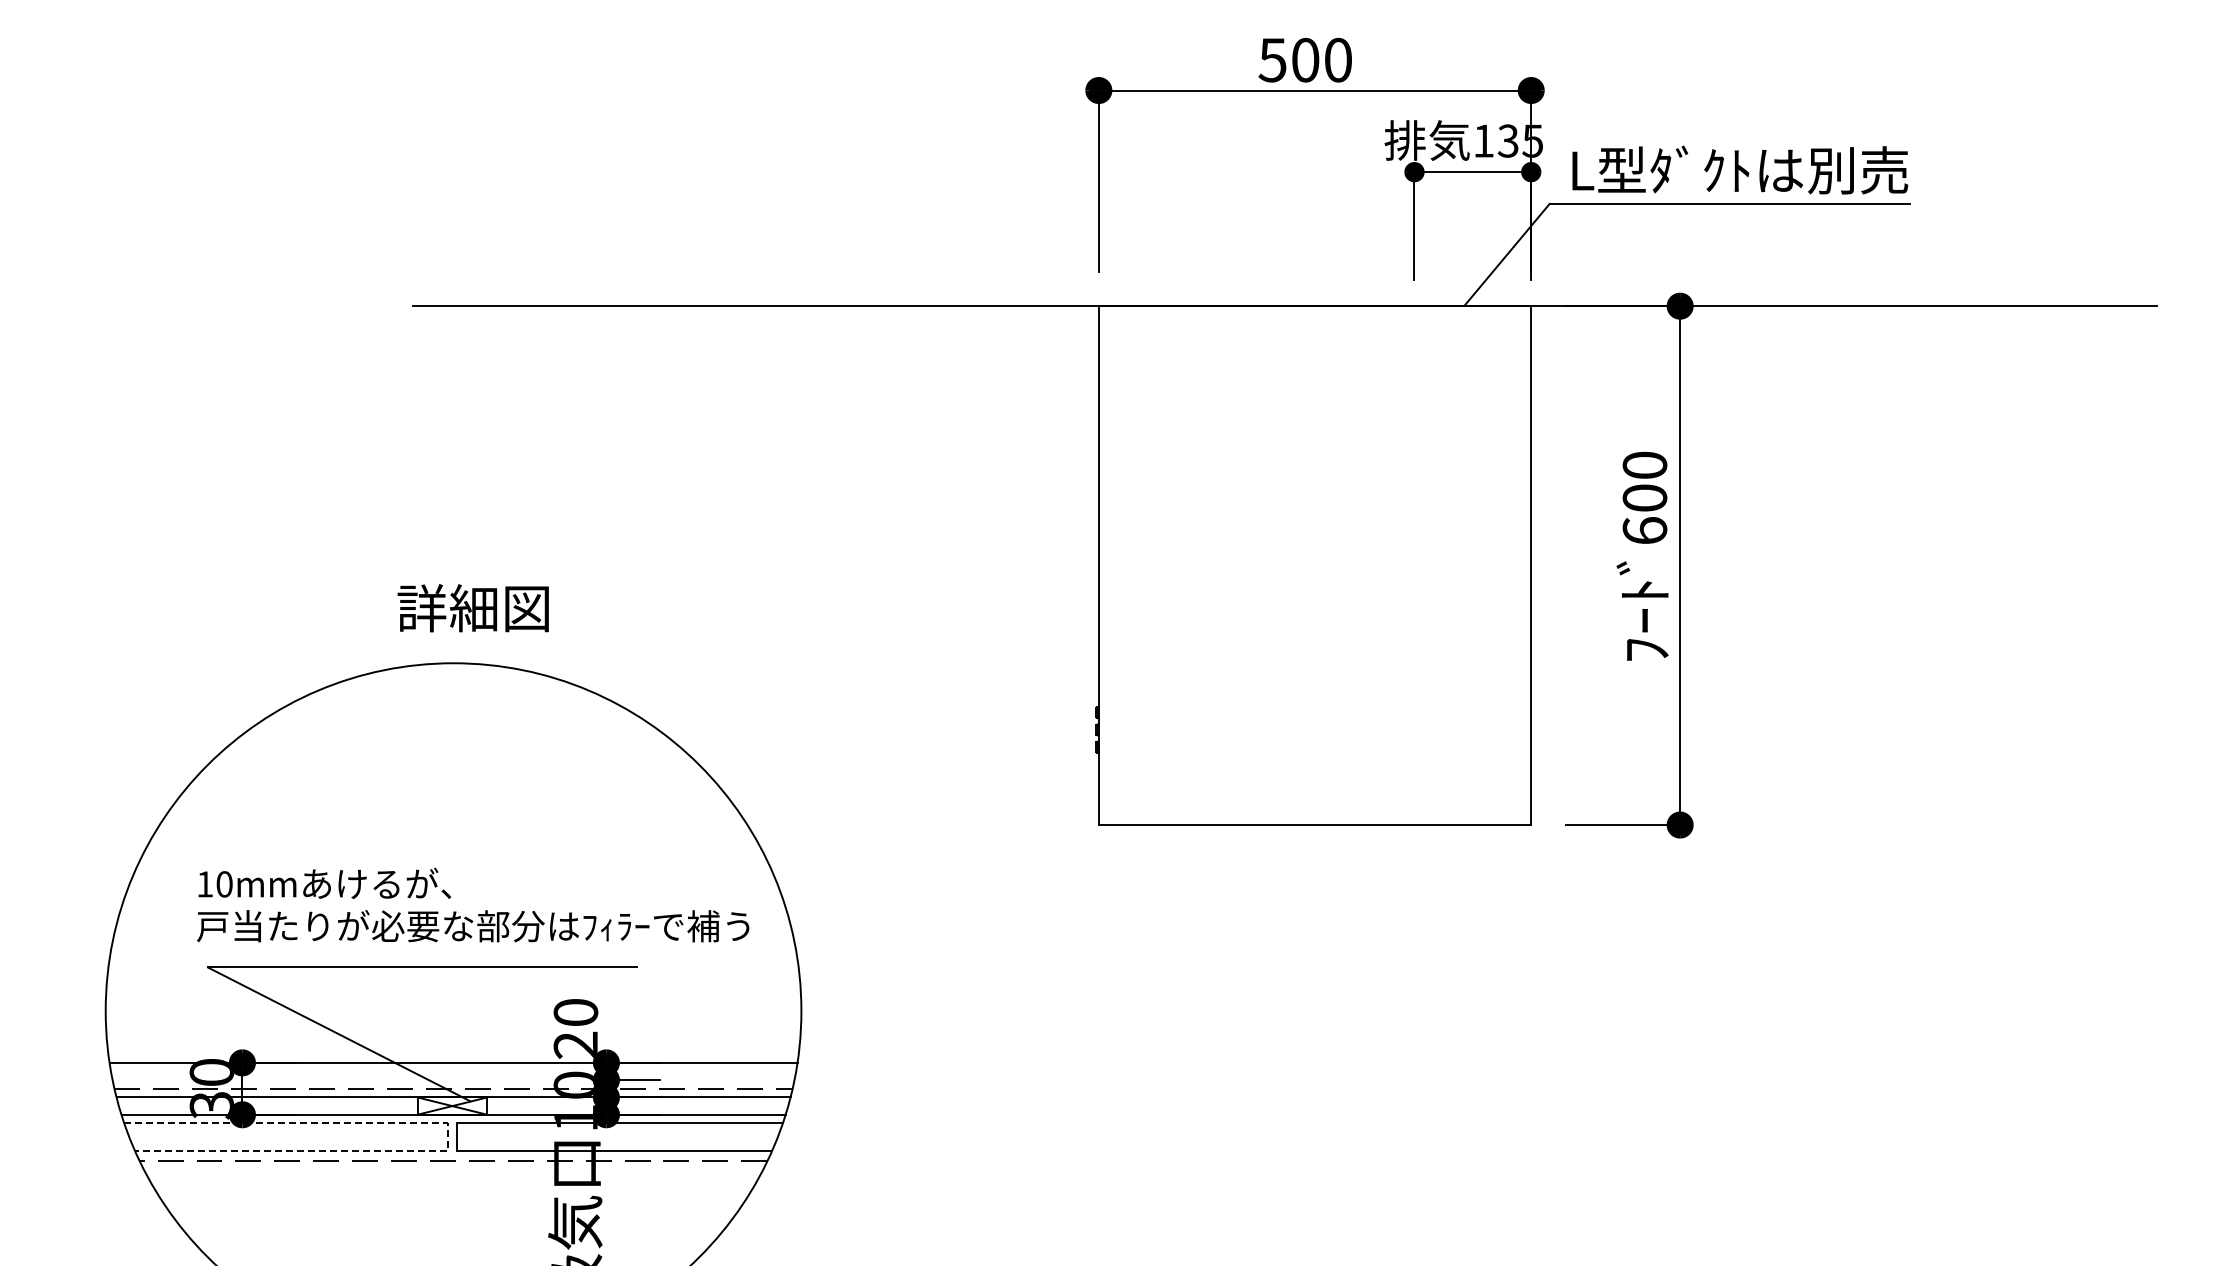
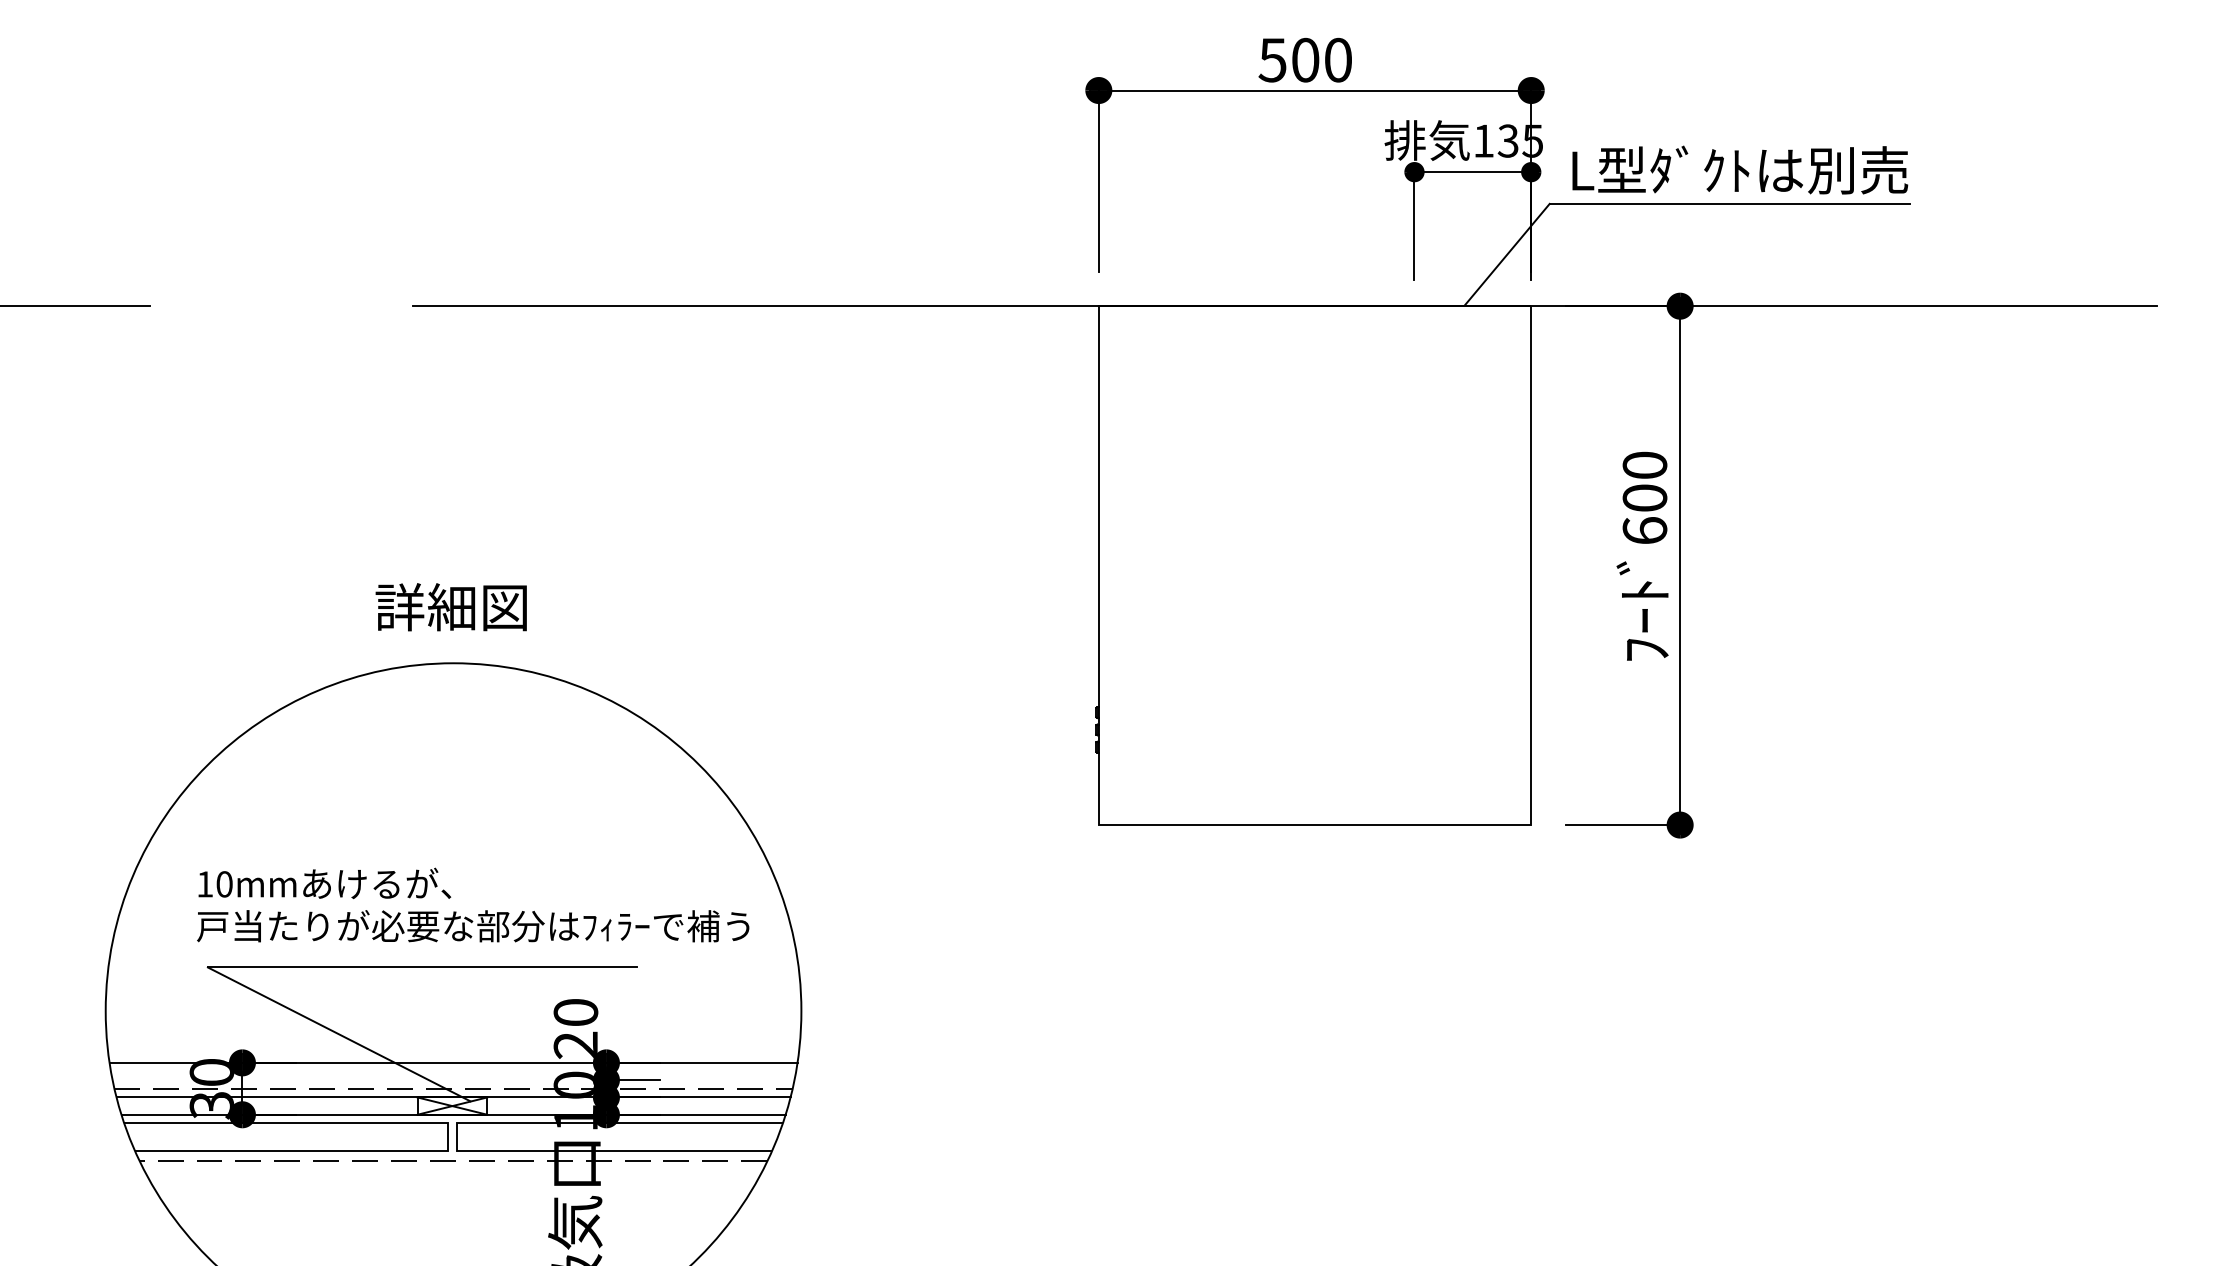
line: none -> present (75, 306)
text position: (472, 608) -> (450, 607) (450, 607)
line: dashed -> solid (448, 1132)
